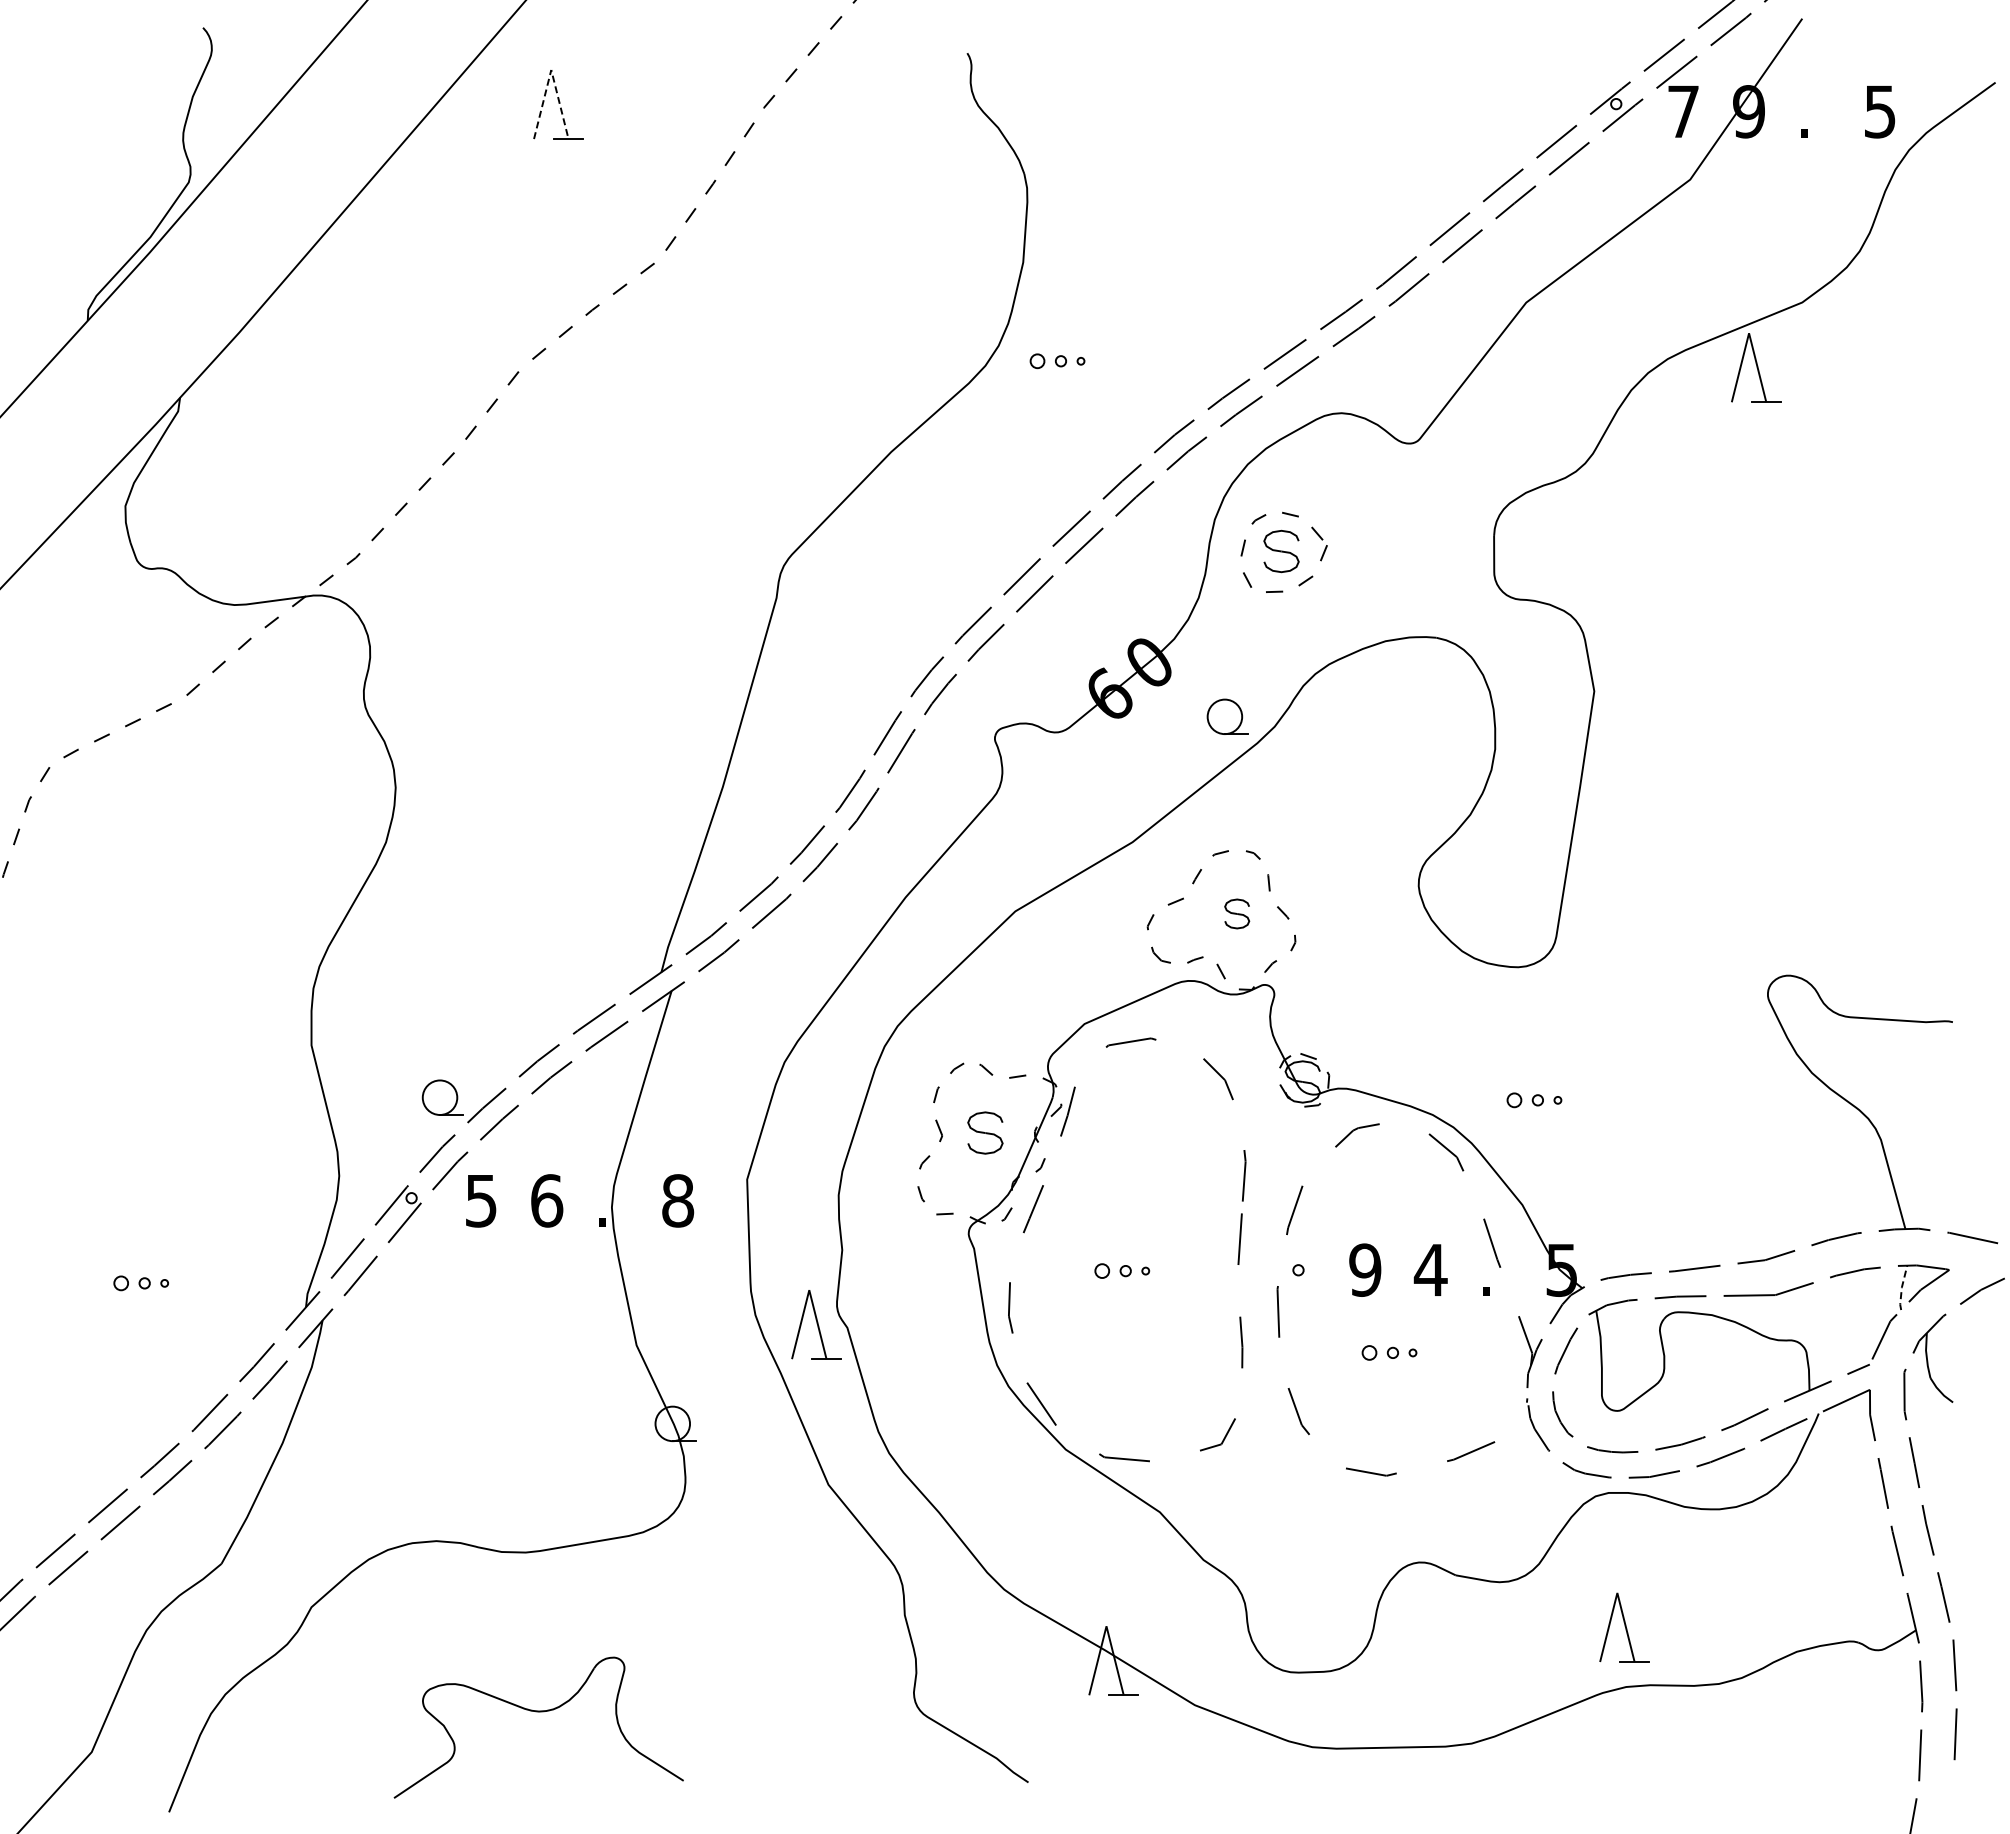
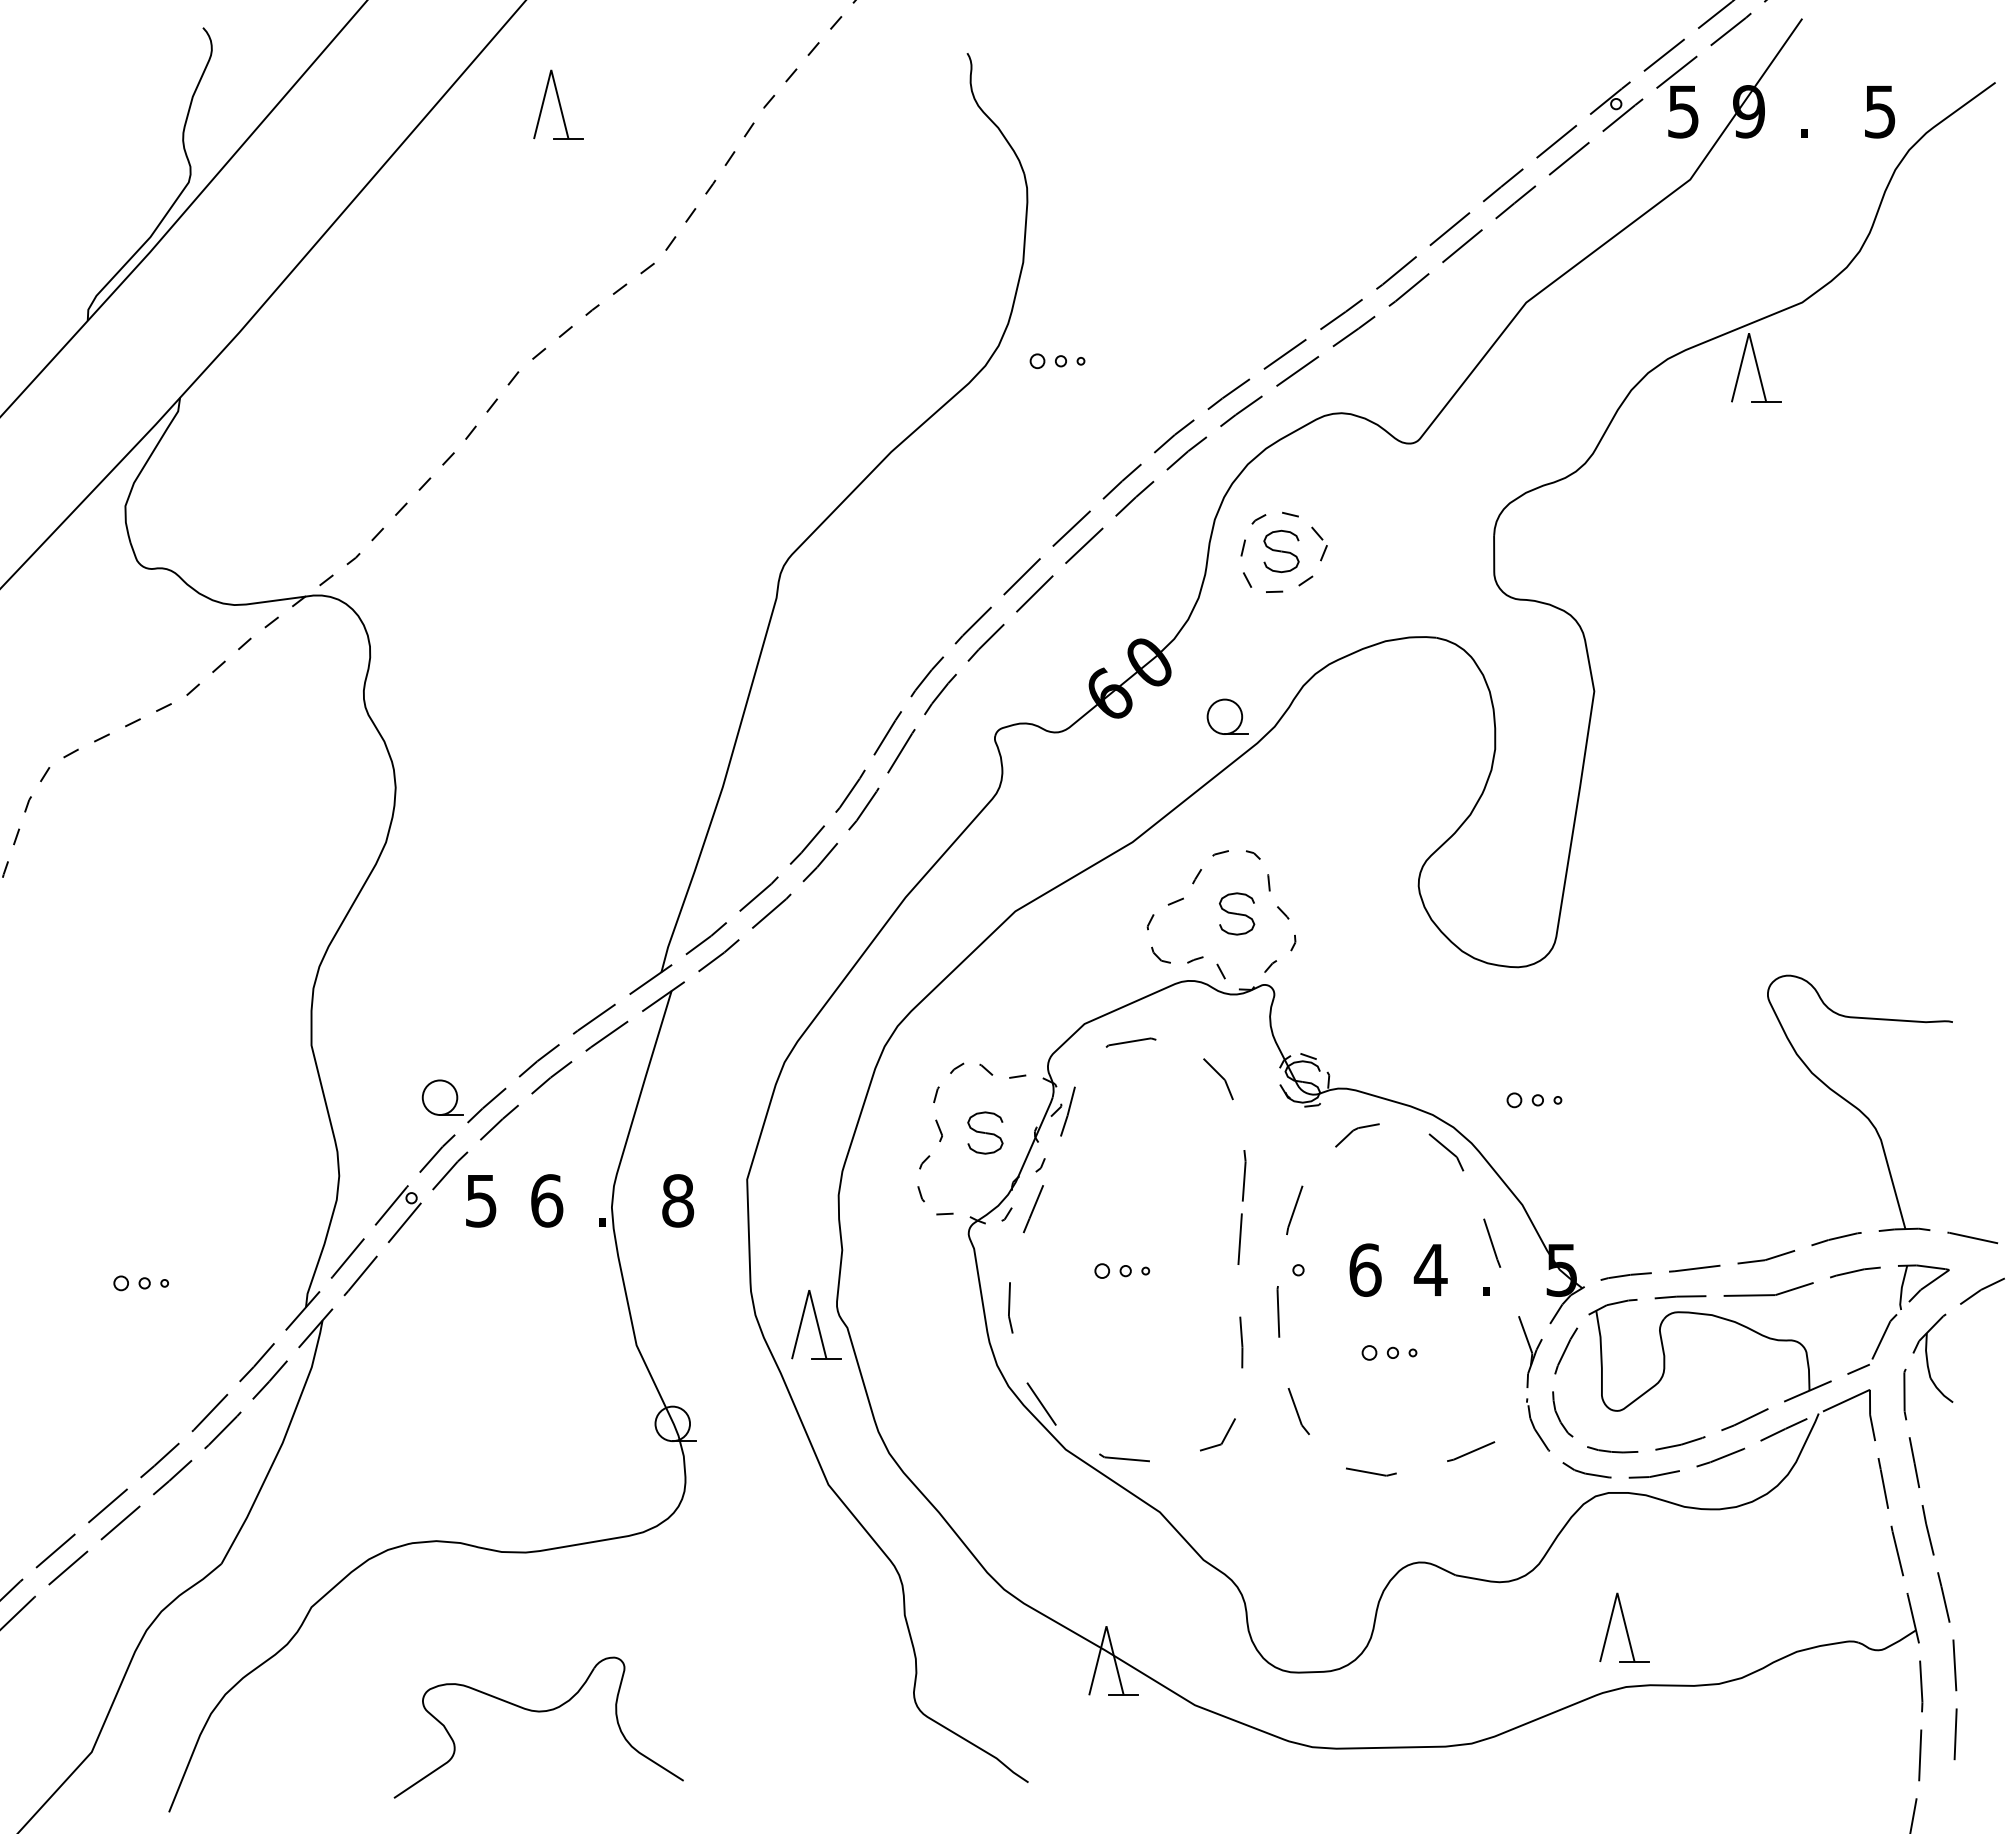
line: dashed -> solid (551, 70)
text: 7 -> 5 (1683, 111)
part size: 27x32 px -> 37x44 px (1237, 913)
text: 9 -> 6 (1365, 1269)
line: dashed -> solid (1901, 1287)
